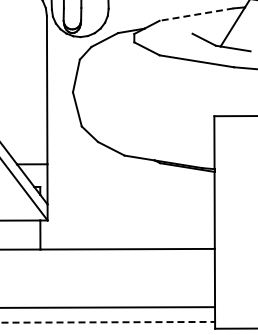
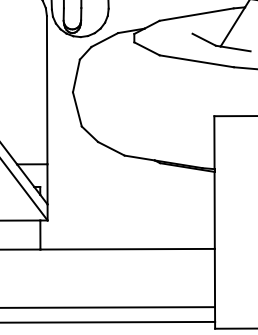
line: dashed -> solid (196, 14)
line: dashed -> solid (108, 322)
